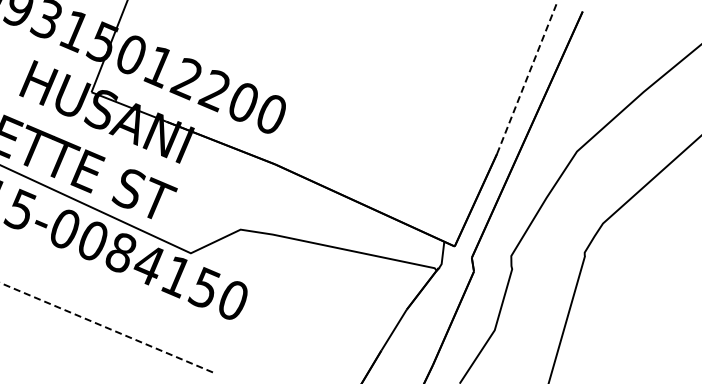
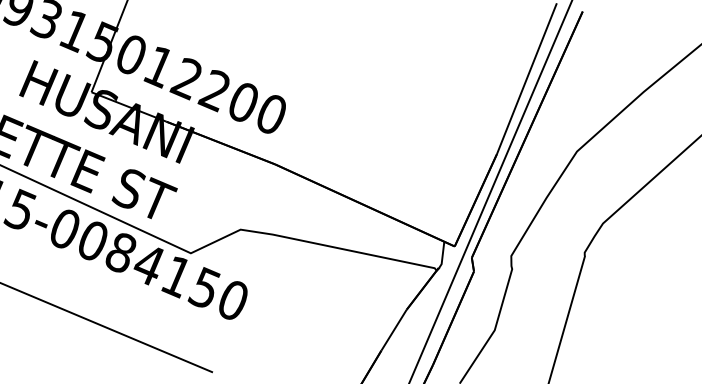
line: dashed -> solid (527, 78)
line: none -> present (490, 191)
line: dashed -> solid (106, 327)
